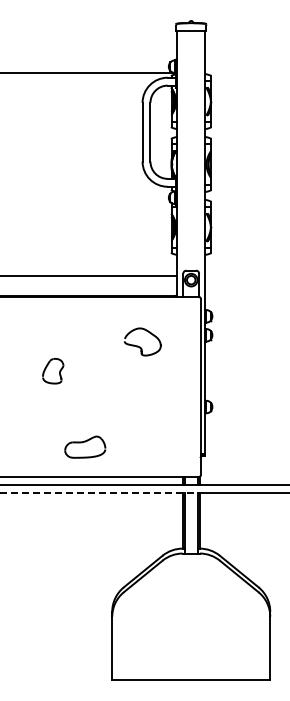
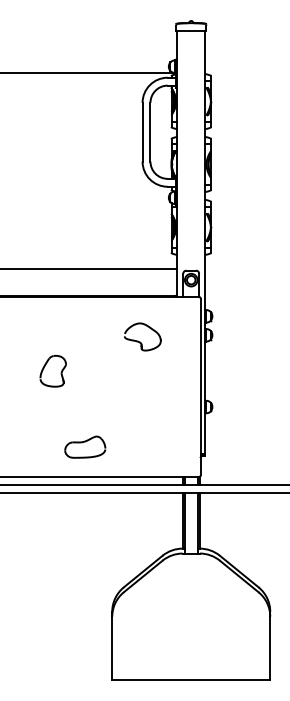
line position: (89, 275) -> (89, 268) (89, 268)
part position: (142, 341) -> (142, 336) (142, 336)
part size: 23x27 px -> 28x34 px (52, 370)
line: dashed -> solid (100, 493)
